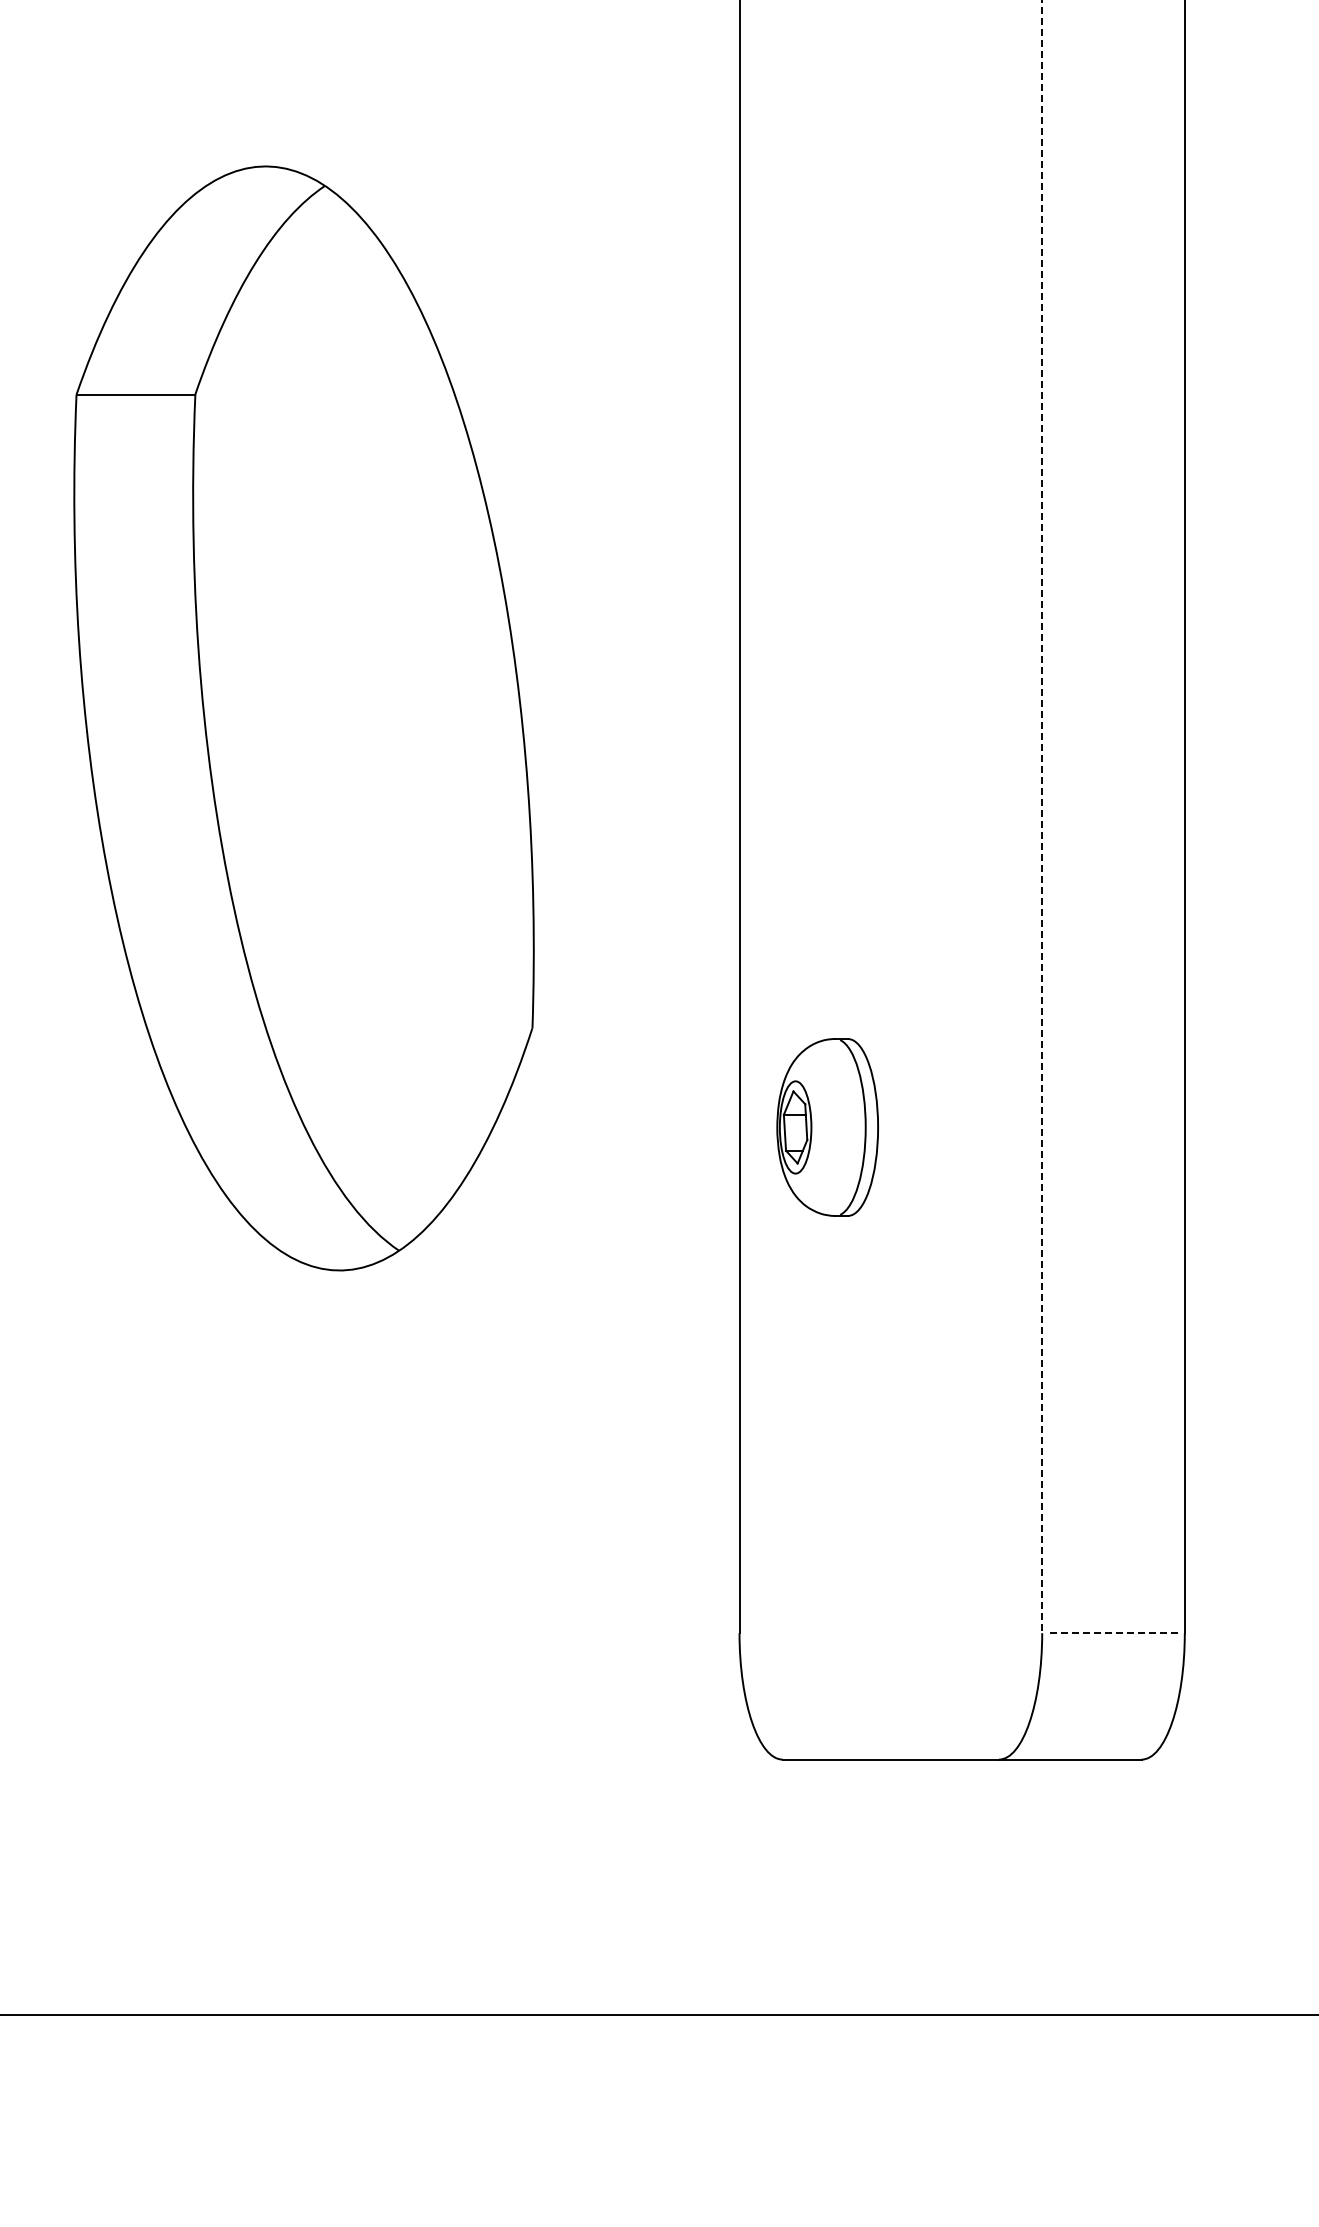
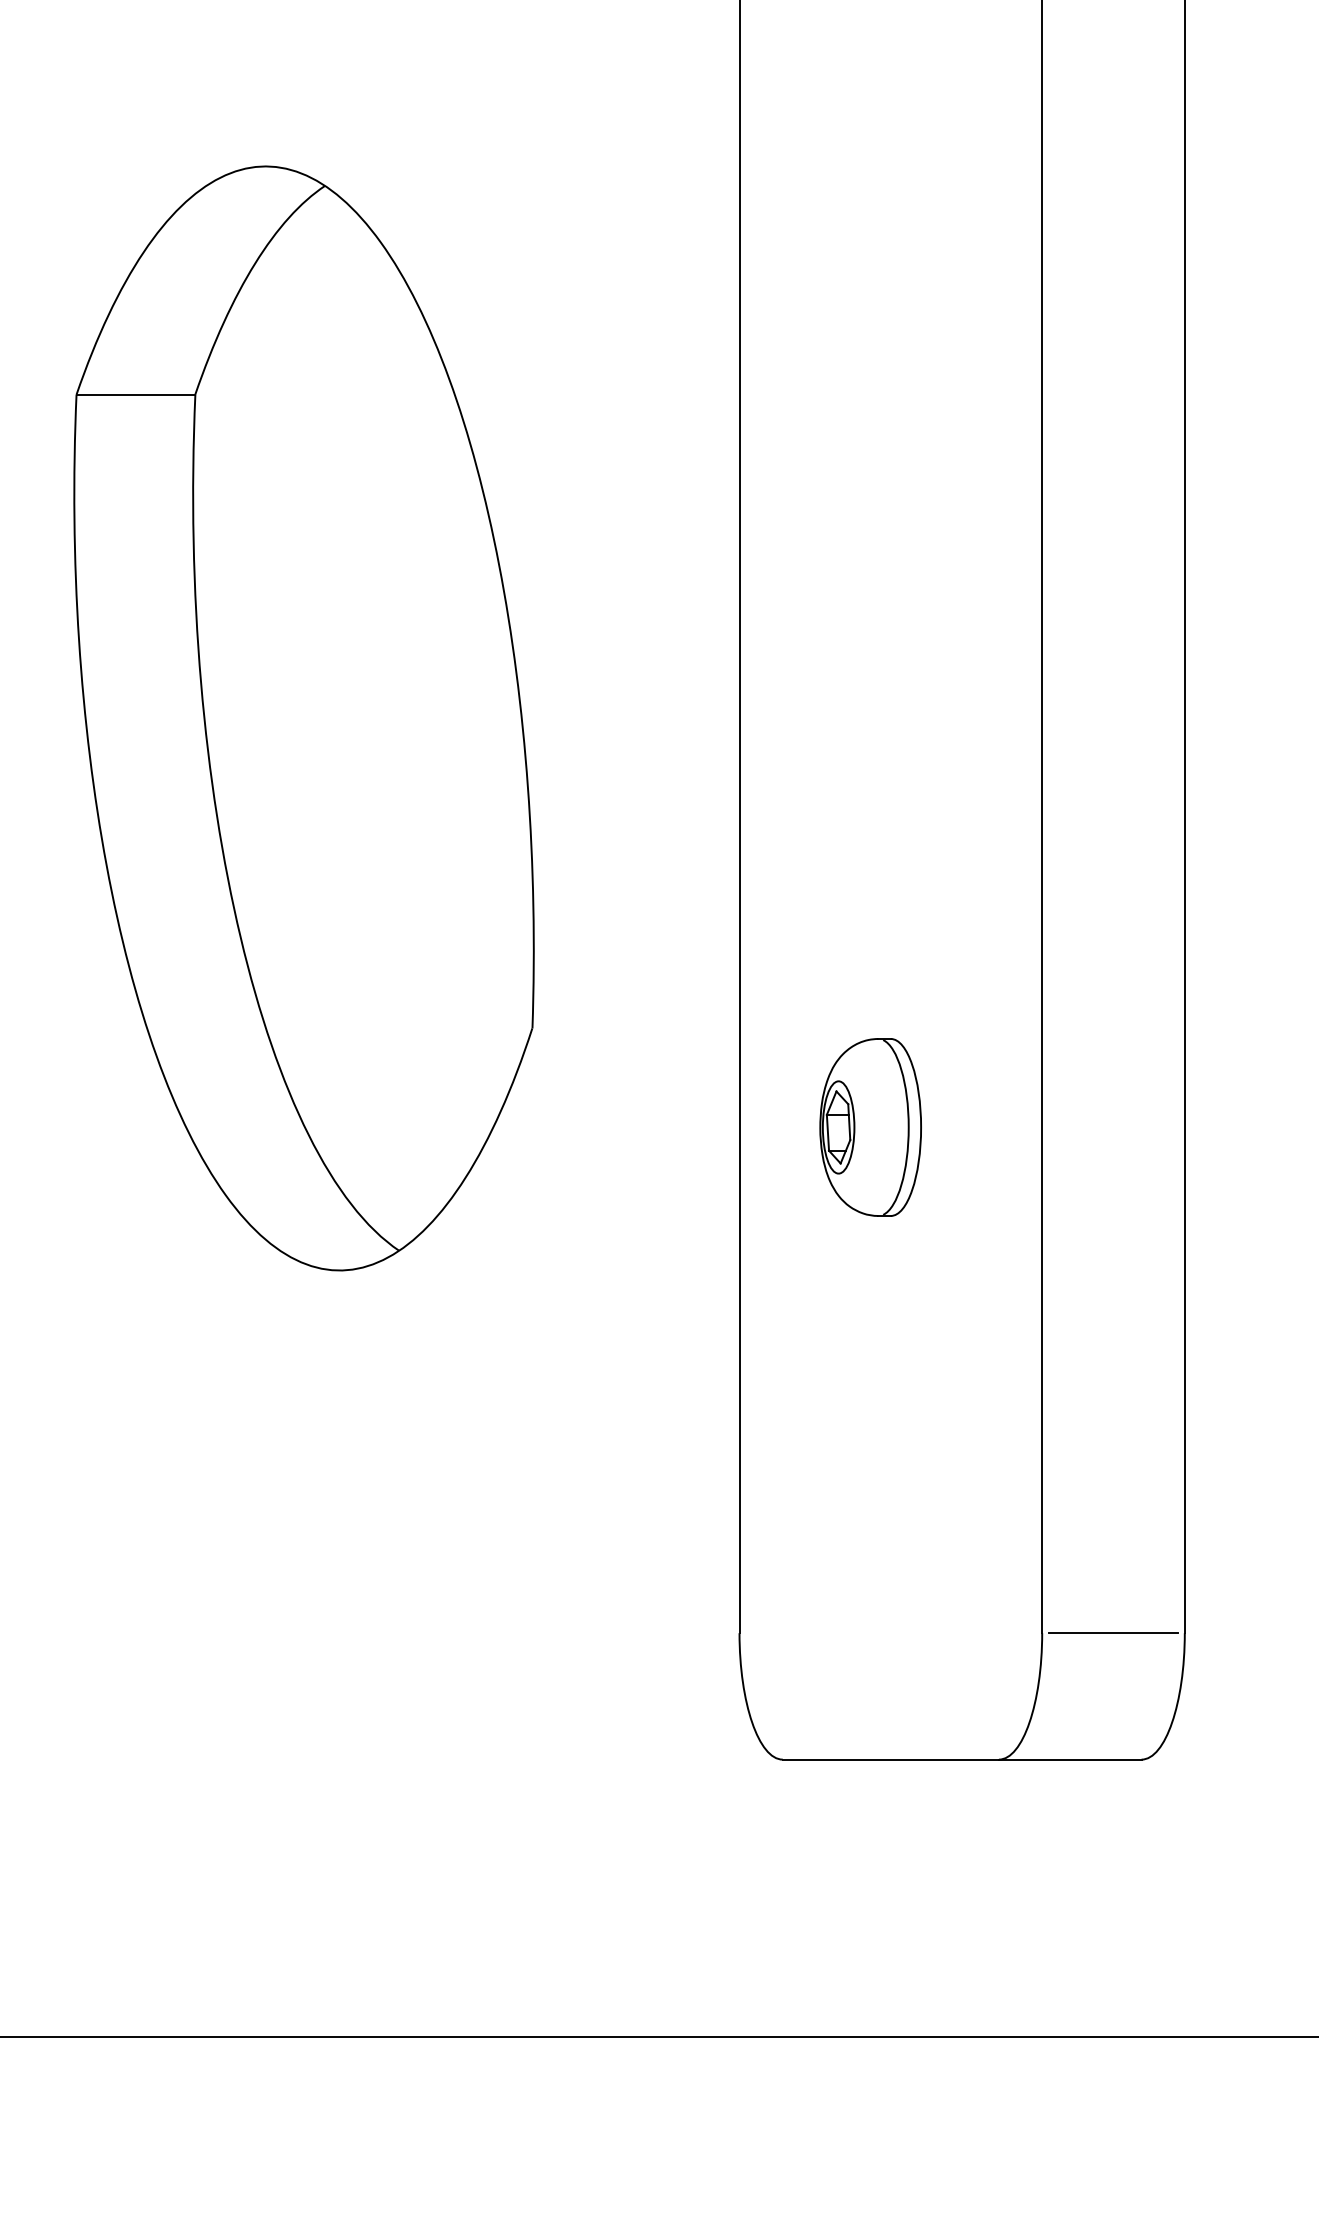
line: dashed -> solid (1042, 817)
part position: (827, 1127) -> (870, 1127) (870, 1127)
line: dashed -> solid (1113, 1633)
line position: (658, 2014) -> (658, 2036) (658, 2036)
